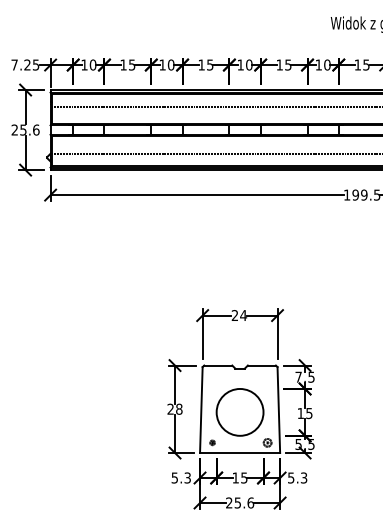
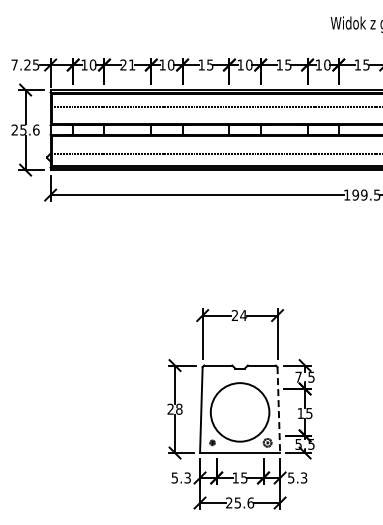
text: 15 -> 21 (127, 64)
line: solid -> dashed (278, 410)
circle diameter: 47 px -> 59 px (239, 412)
